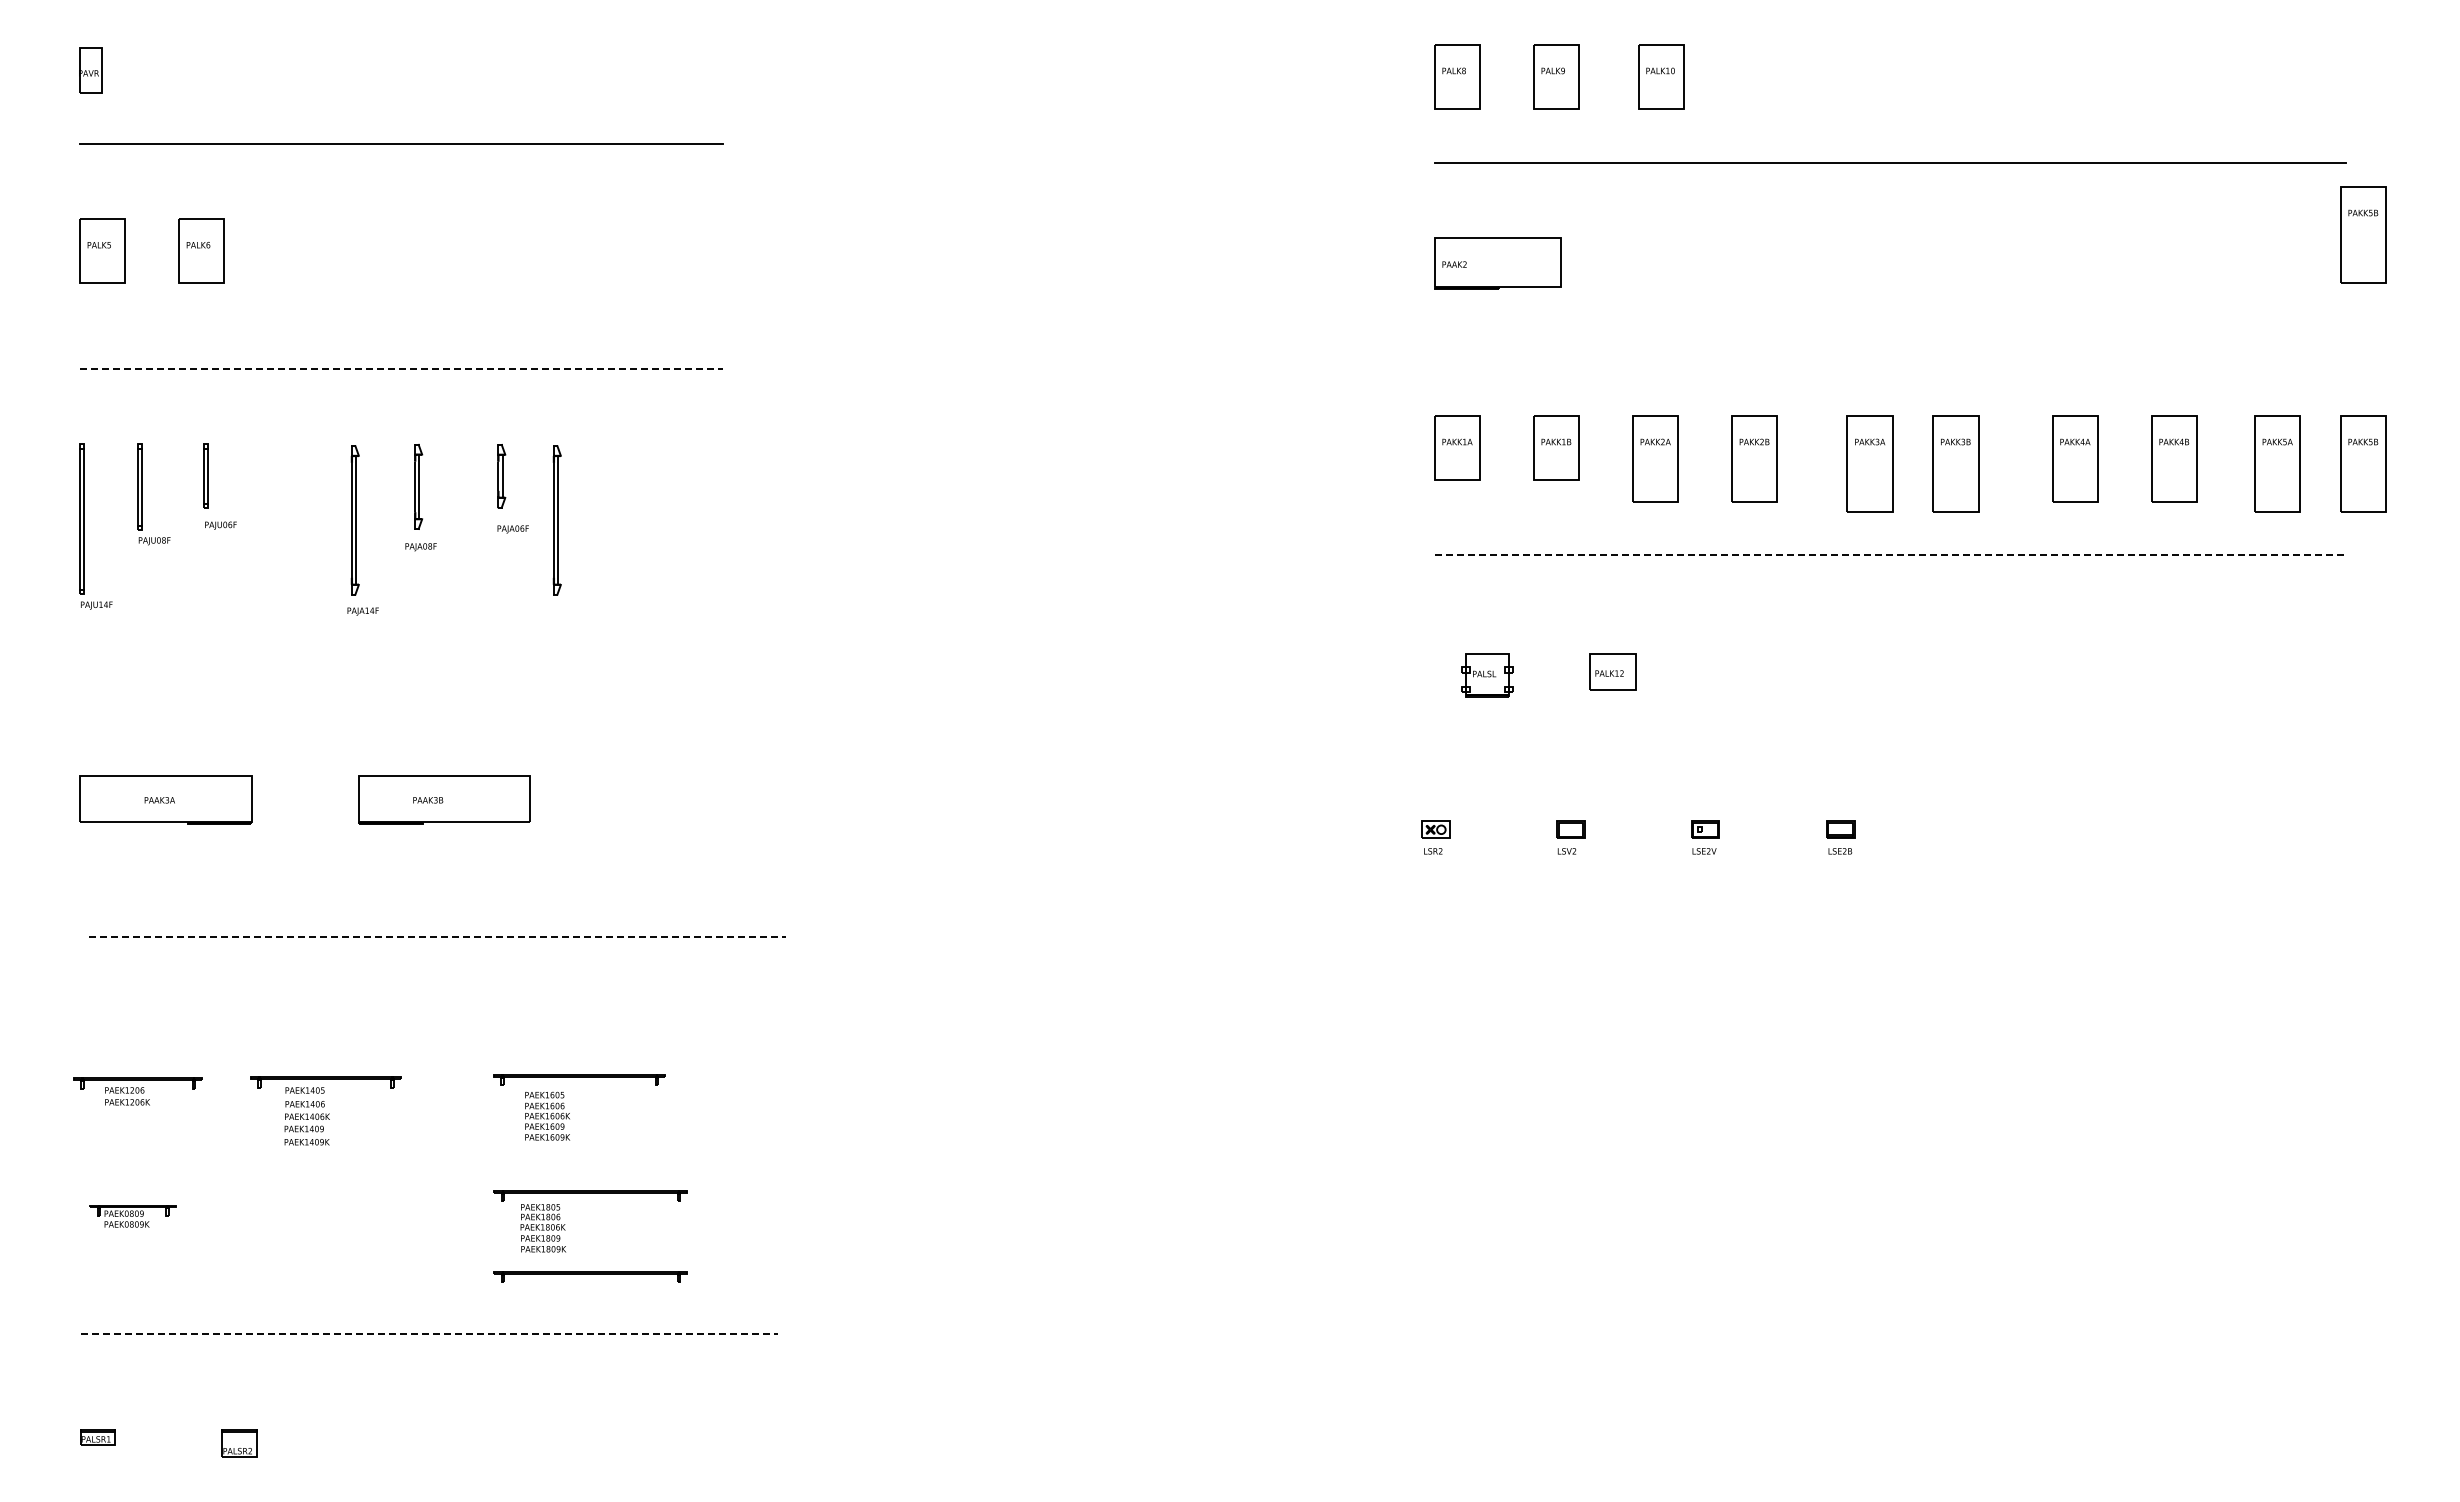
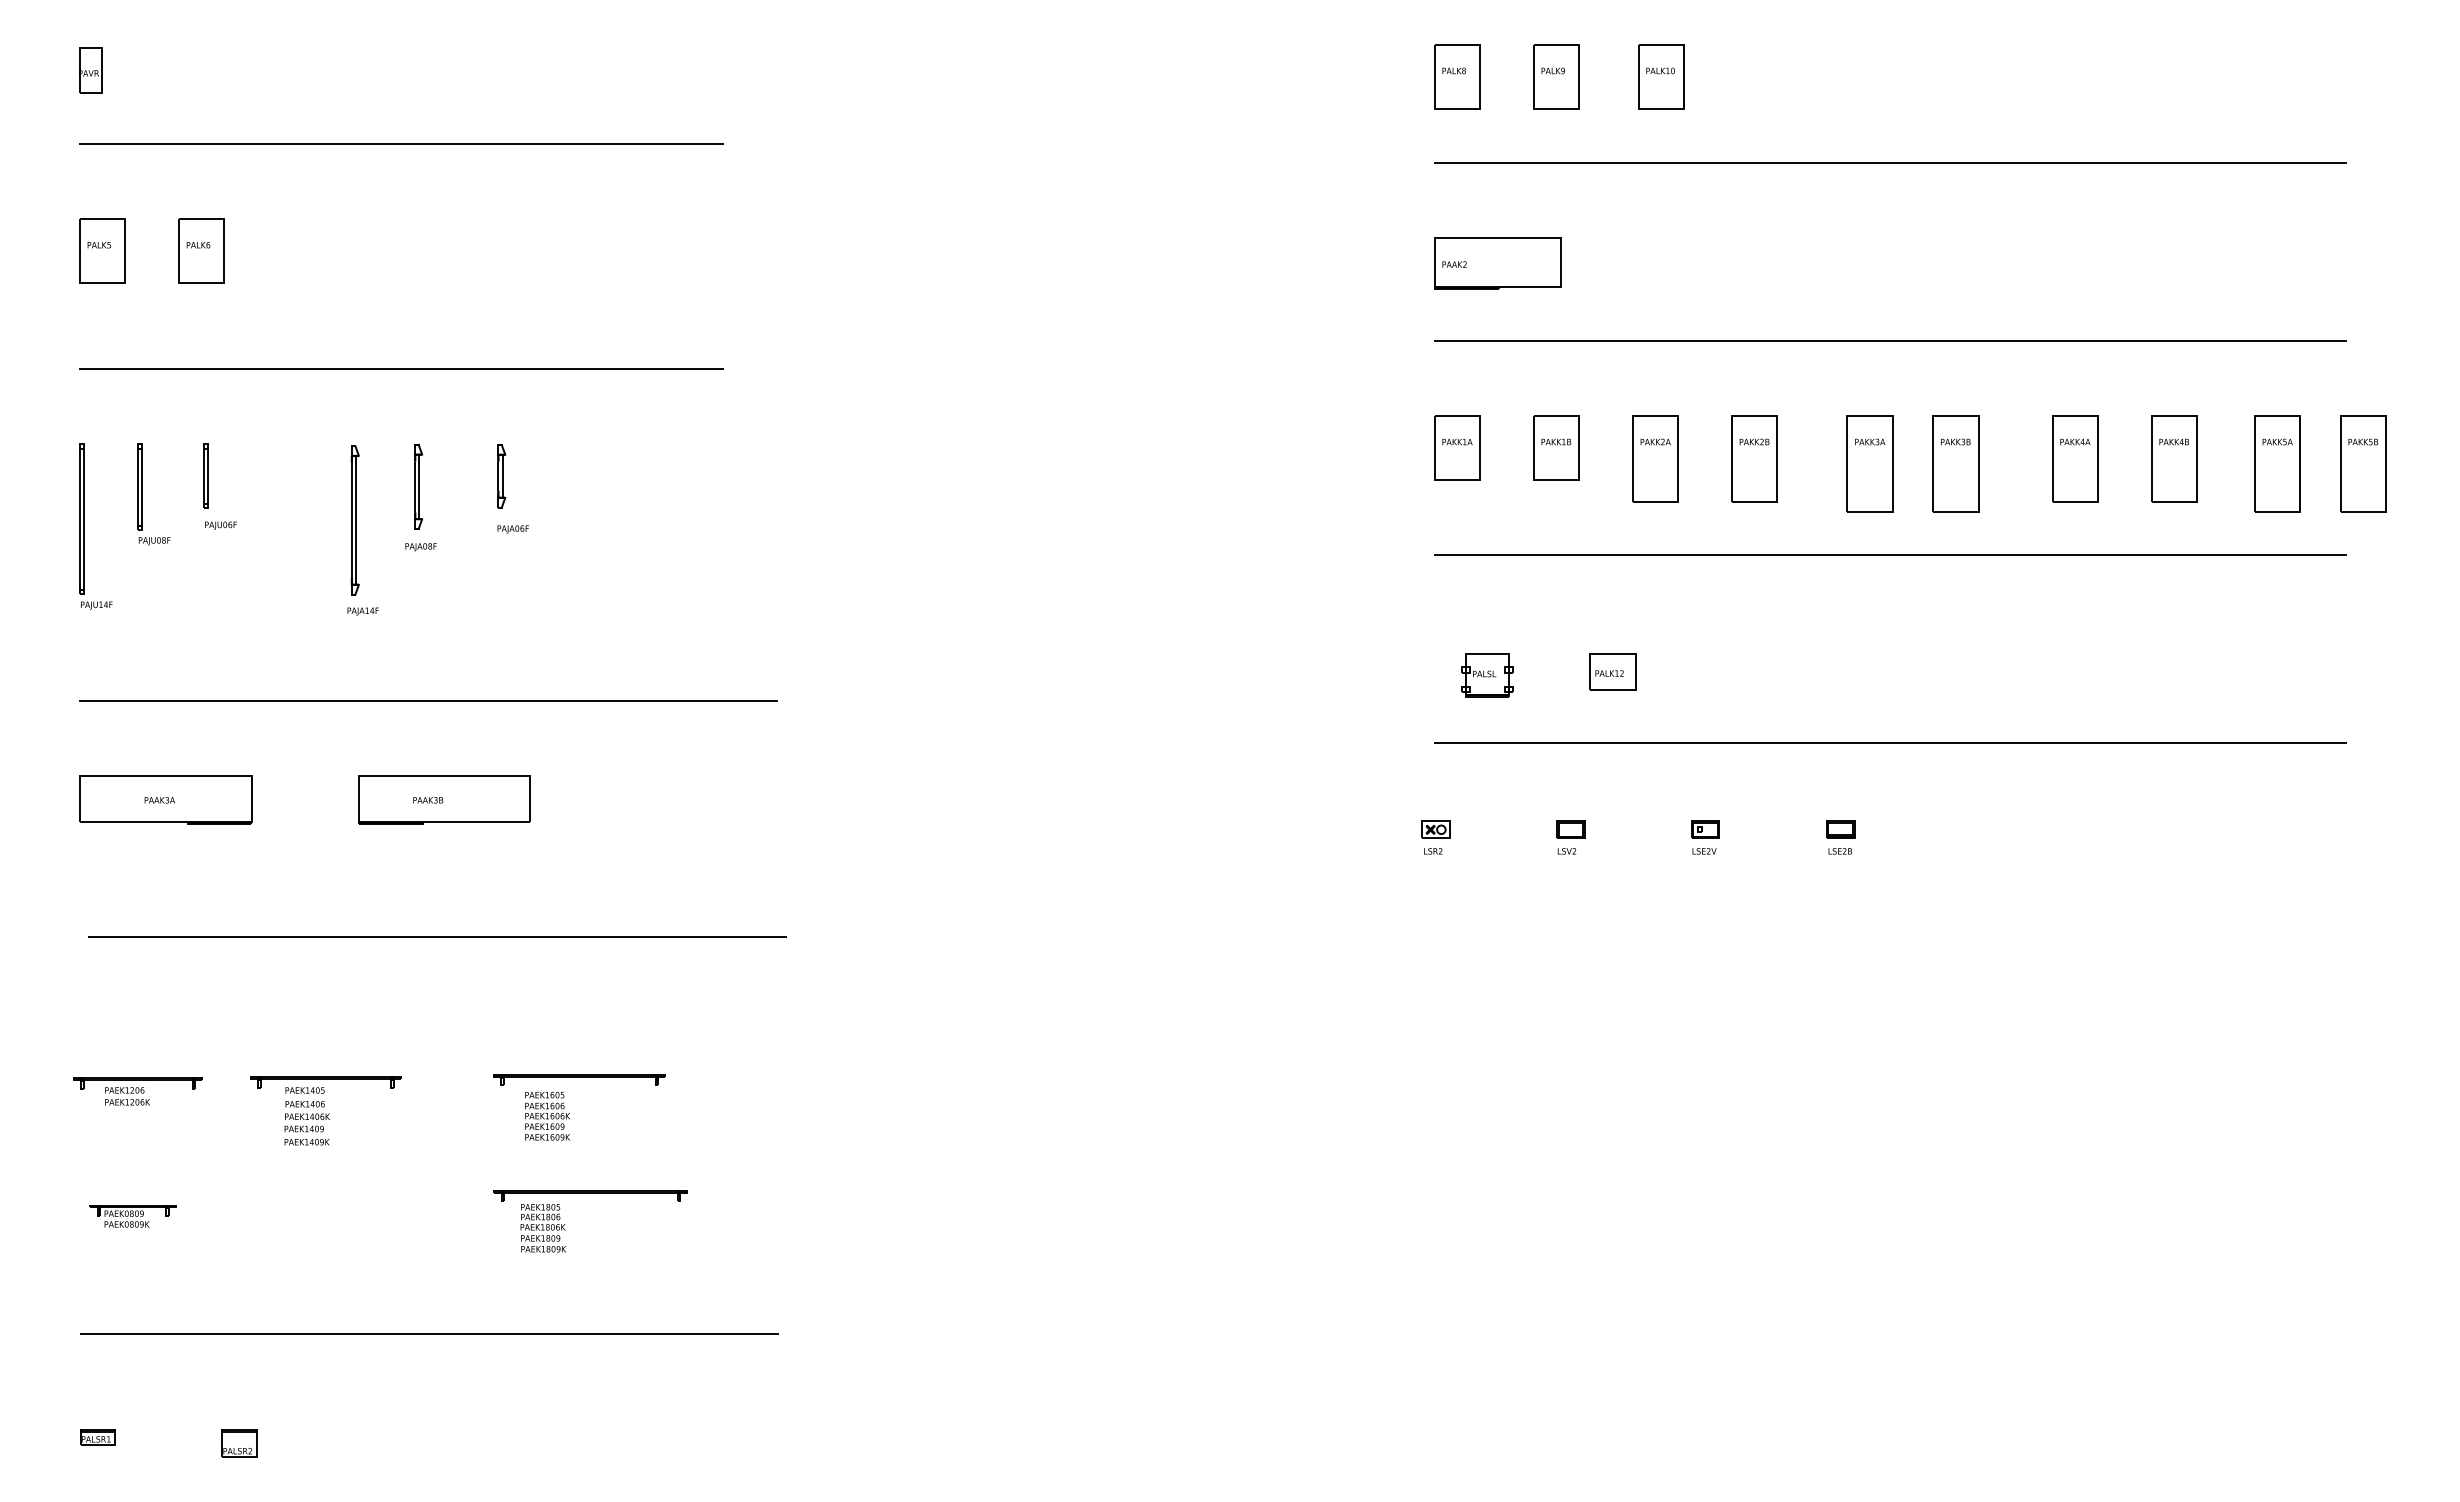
part: present -> none (2363, 234)
line: none -> present (1890, 340)
line: dashed -> solid (401, 369)
part: present -> none (556, 520)
line: dashed -> solid (1890, 555)
line: none -> present (428, 701)
line: none -> present (1890, 742)
line: dashed -> solid (437, 937)
part: present -> none (590, 1276)
line: dashed -> solid (429, 1333)
